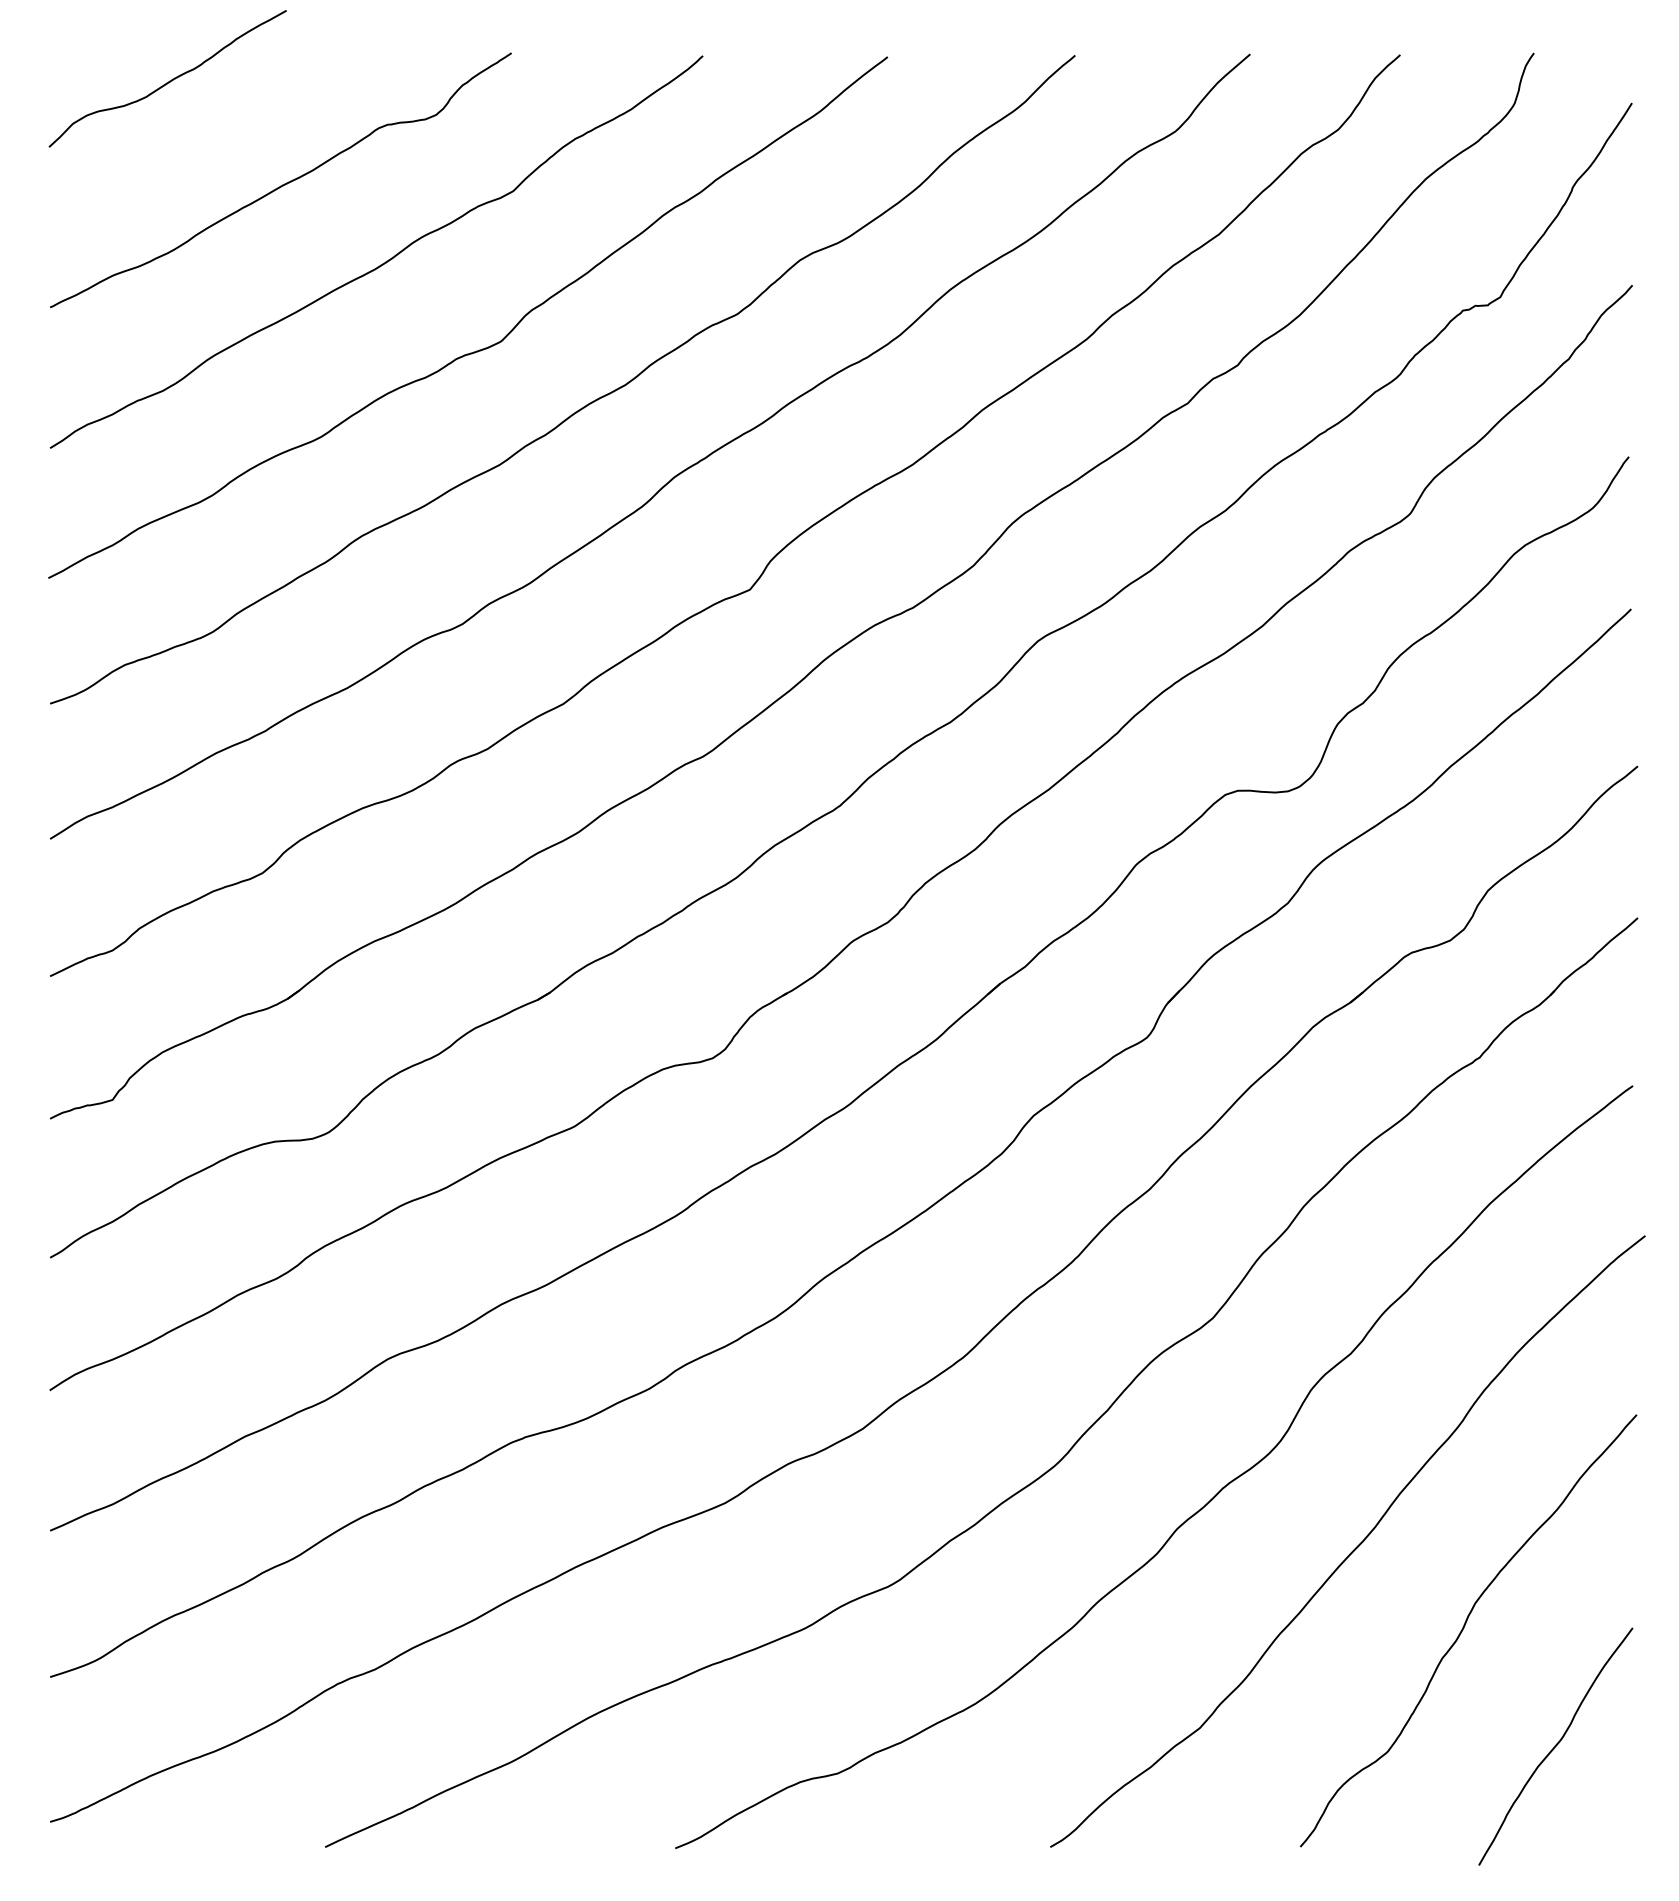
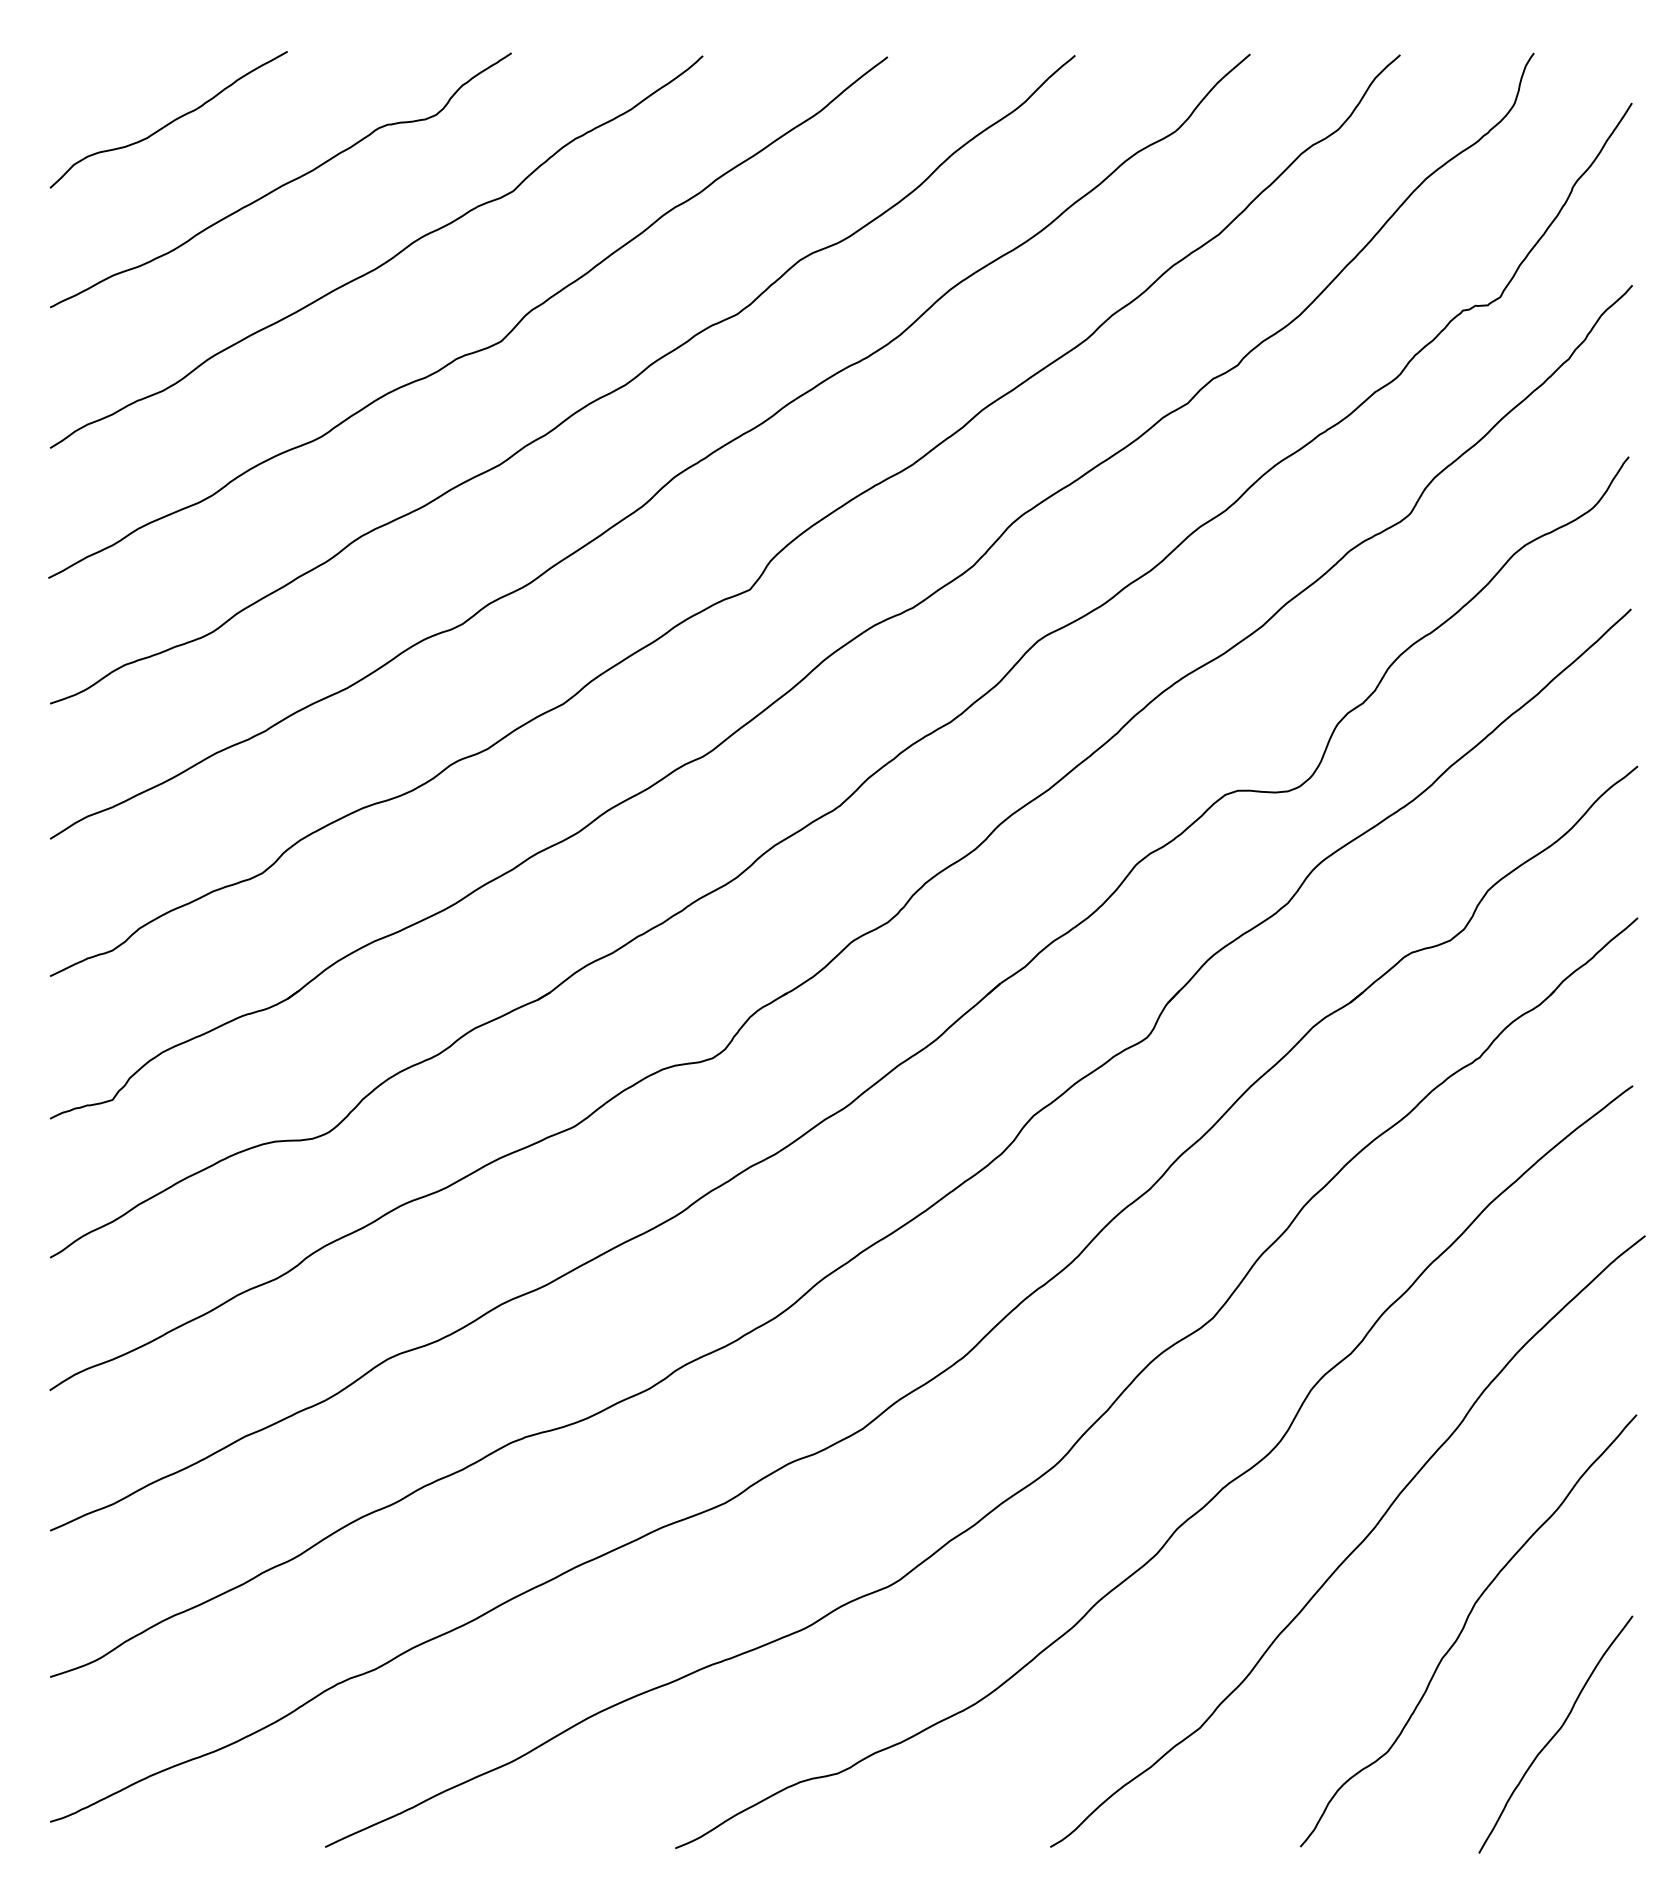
curve position: (169, 80) -> (170, 121) (170, 121)
curve position: (1555, 1746) -> (1555, 1734) (1555, 1734)
